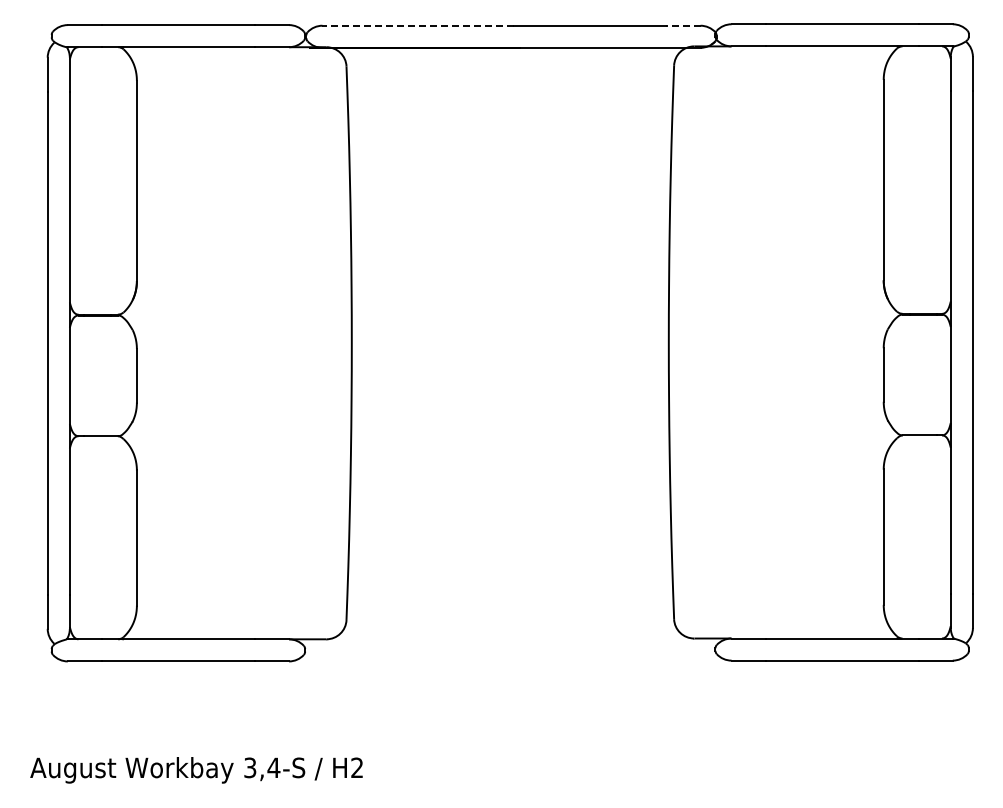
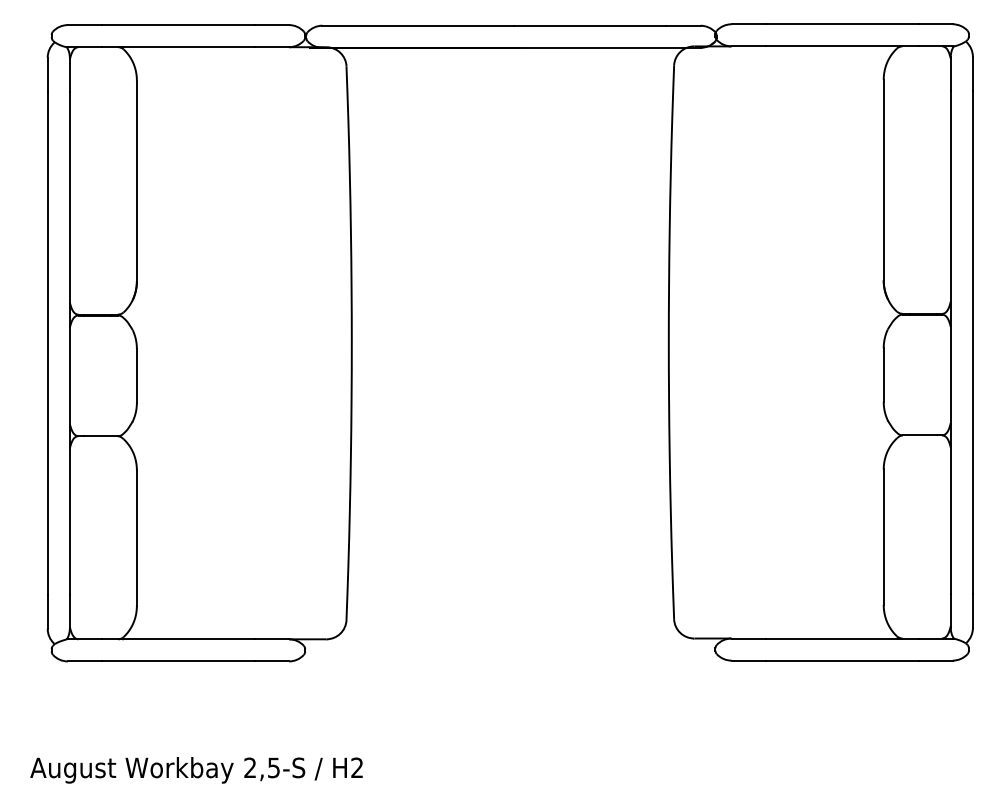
line: dashed -> solid (418, 25)
line: dashed -> solid (682, 25)
text: 3,4-S -> 2,5-S (262, 767)
